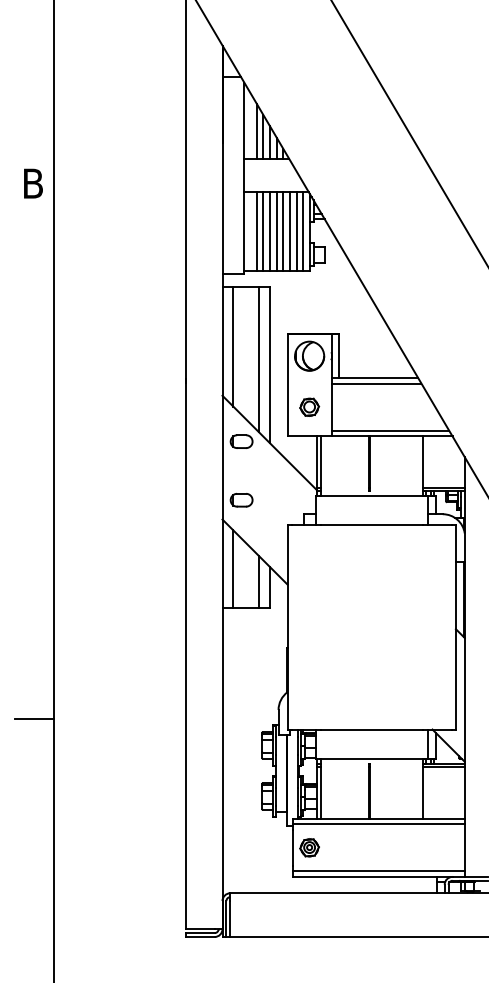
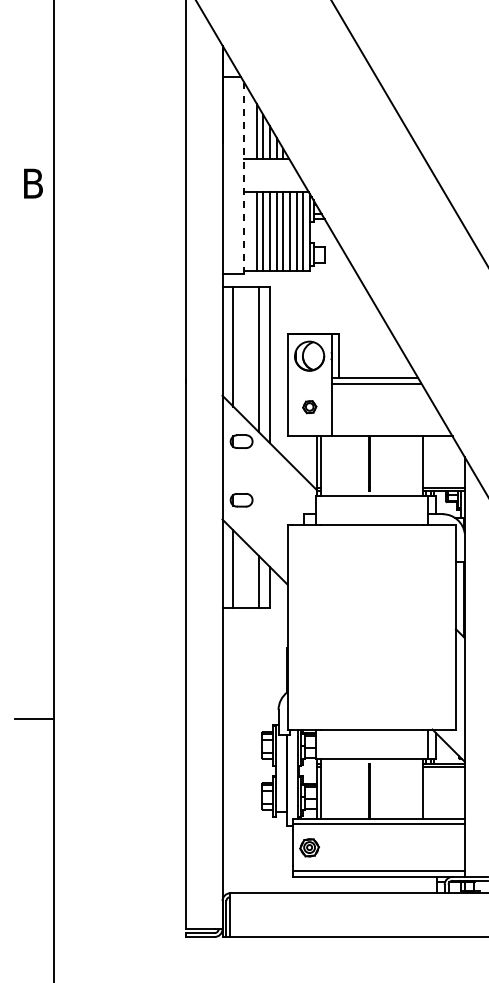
line: solid -> dashed (244, 178)
part size: 22x20 px -> 16x15 px (309, 407)
line: present -> none (390, 430)
